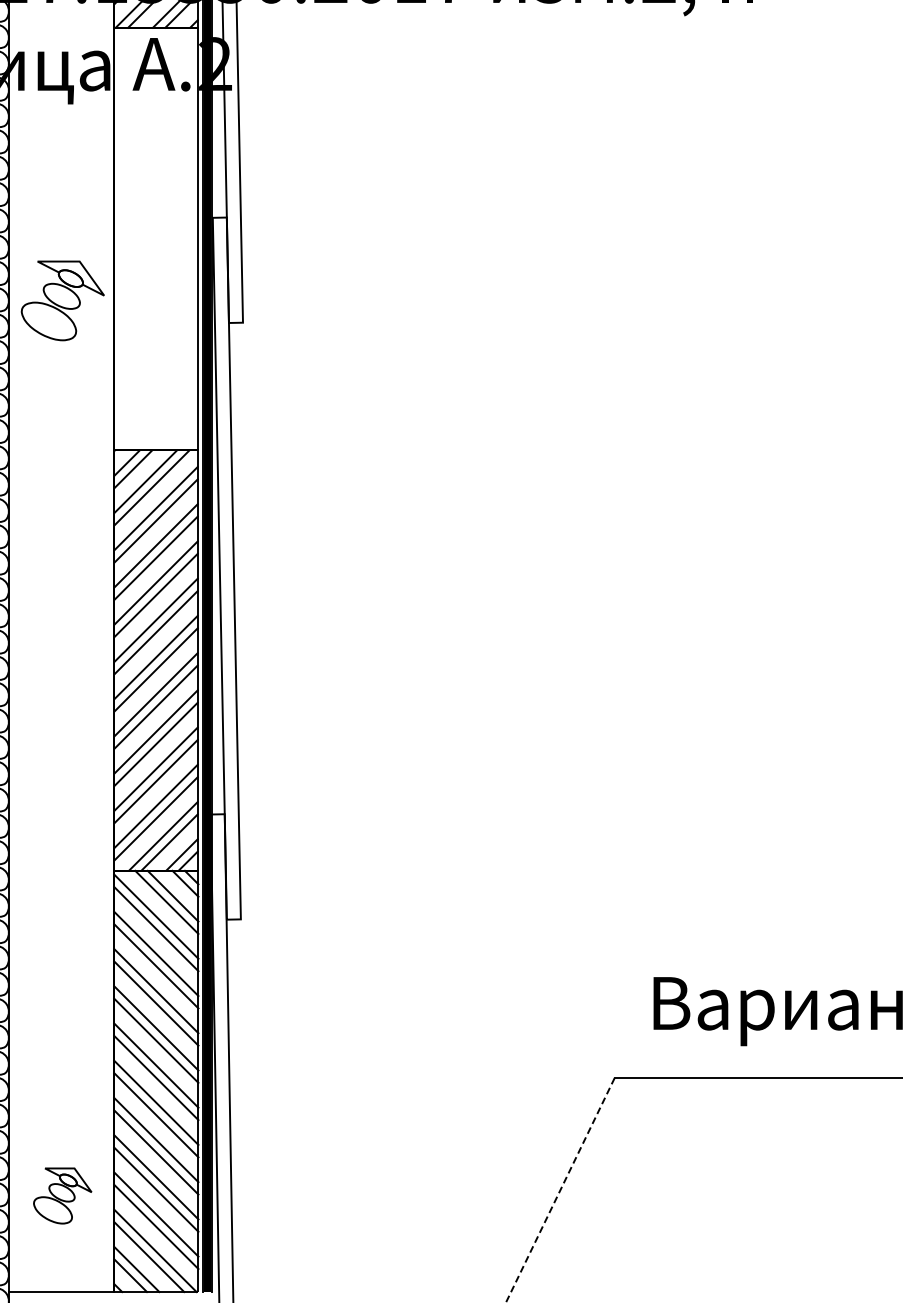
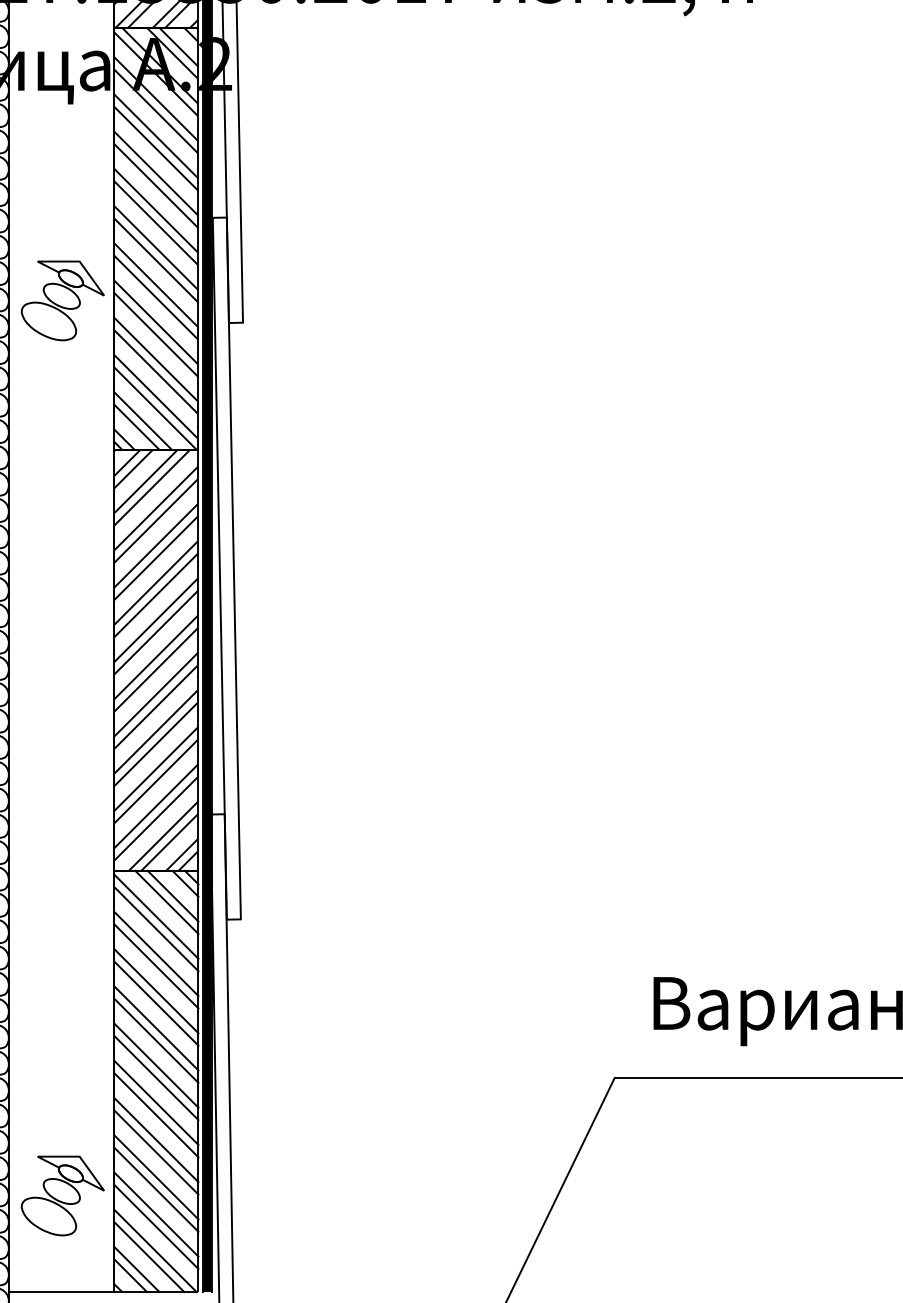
hatch: none -> present (156, 238)
line: dashed -> solid (560, 1190)
part size: 60x58 px -> 85x82 px (62, 1195)
